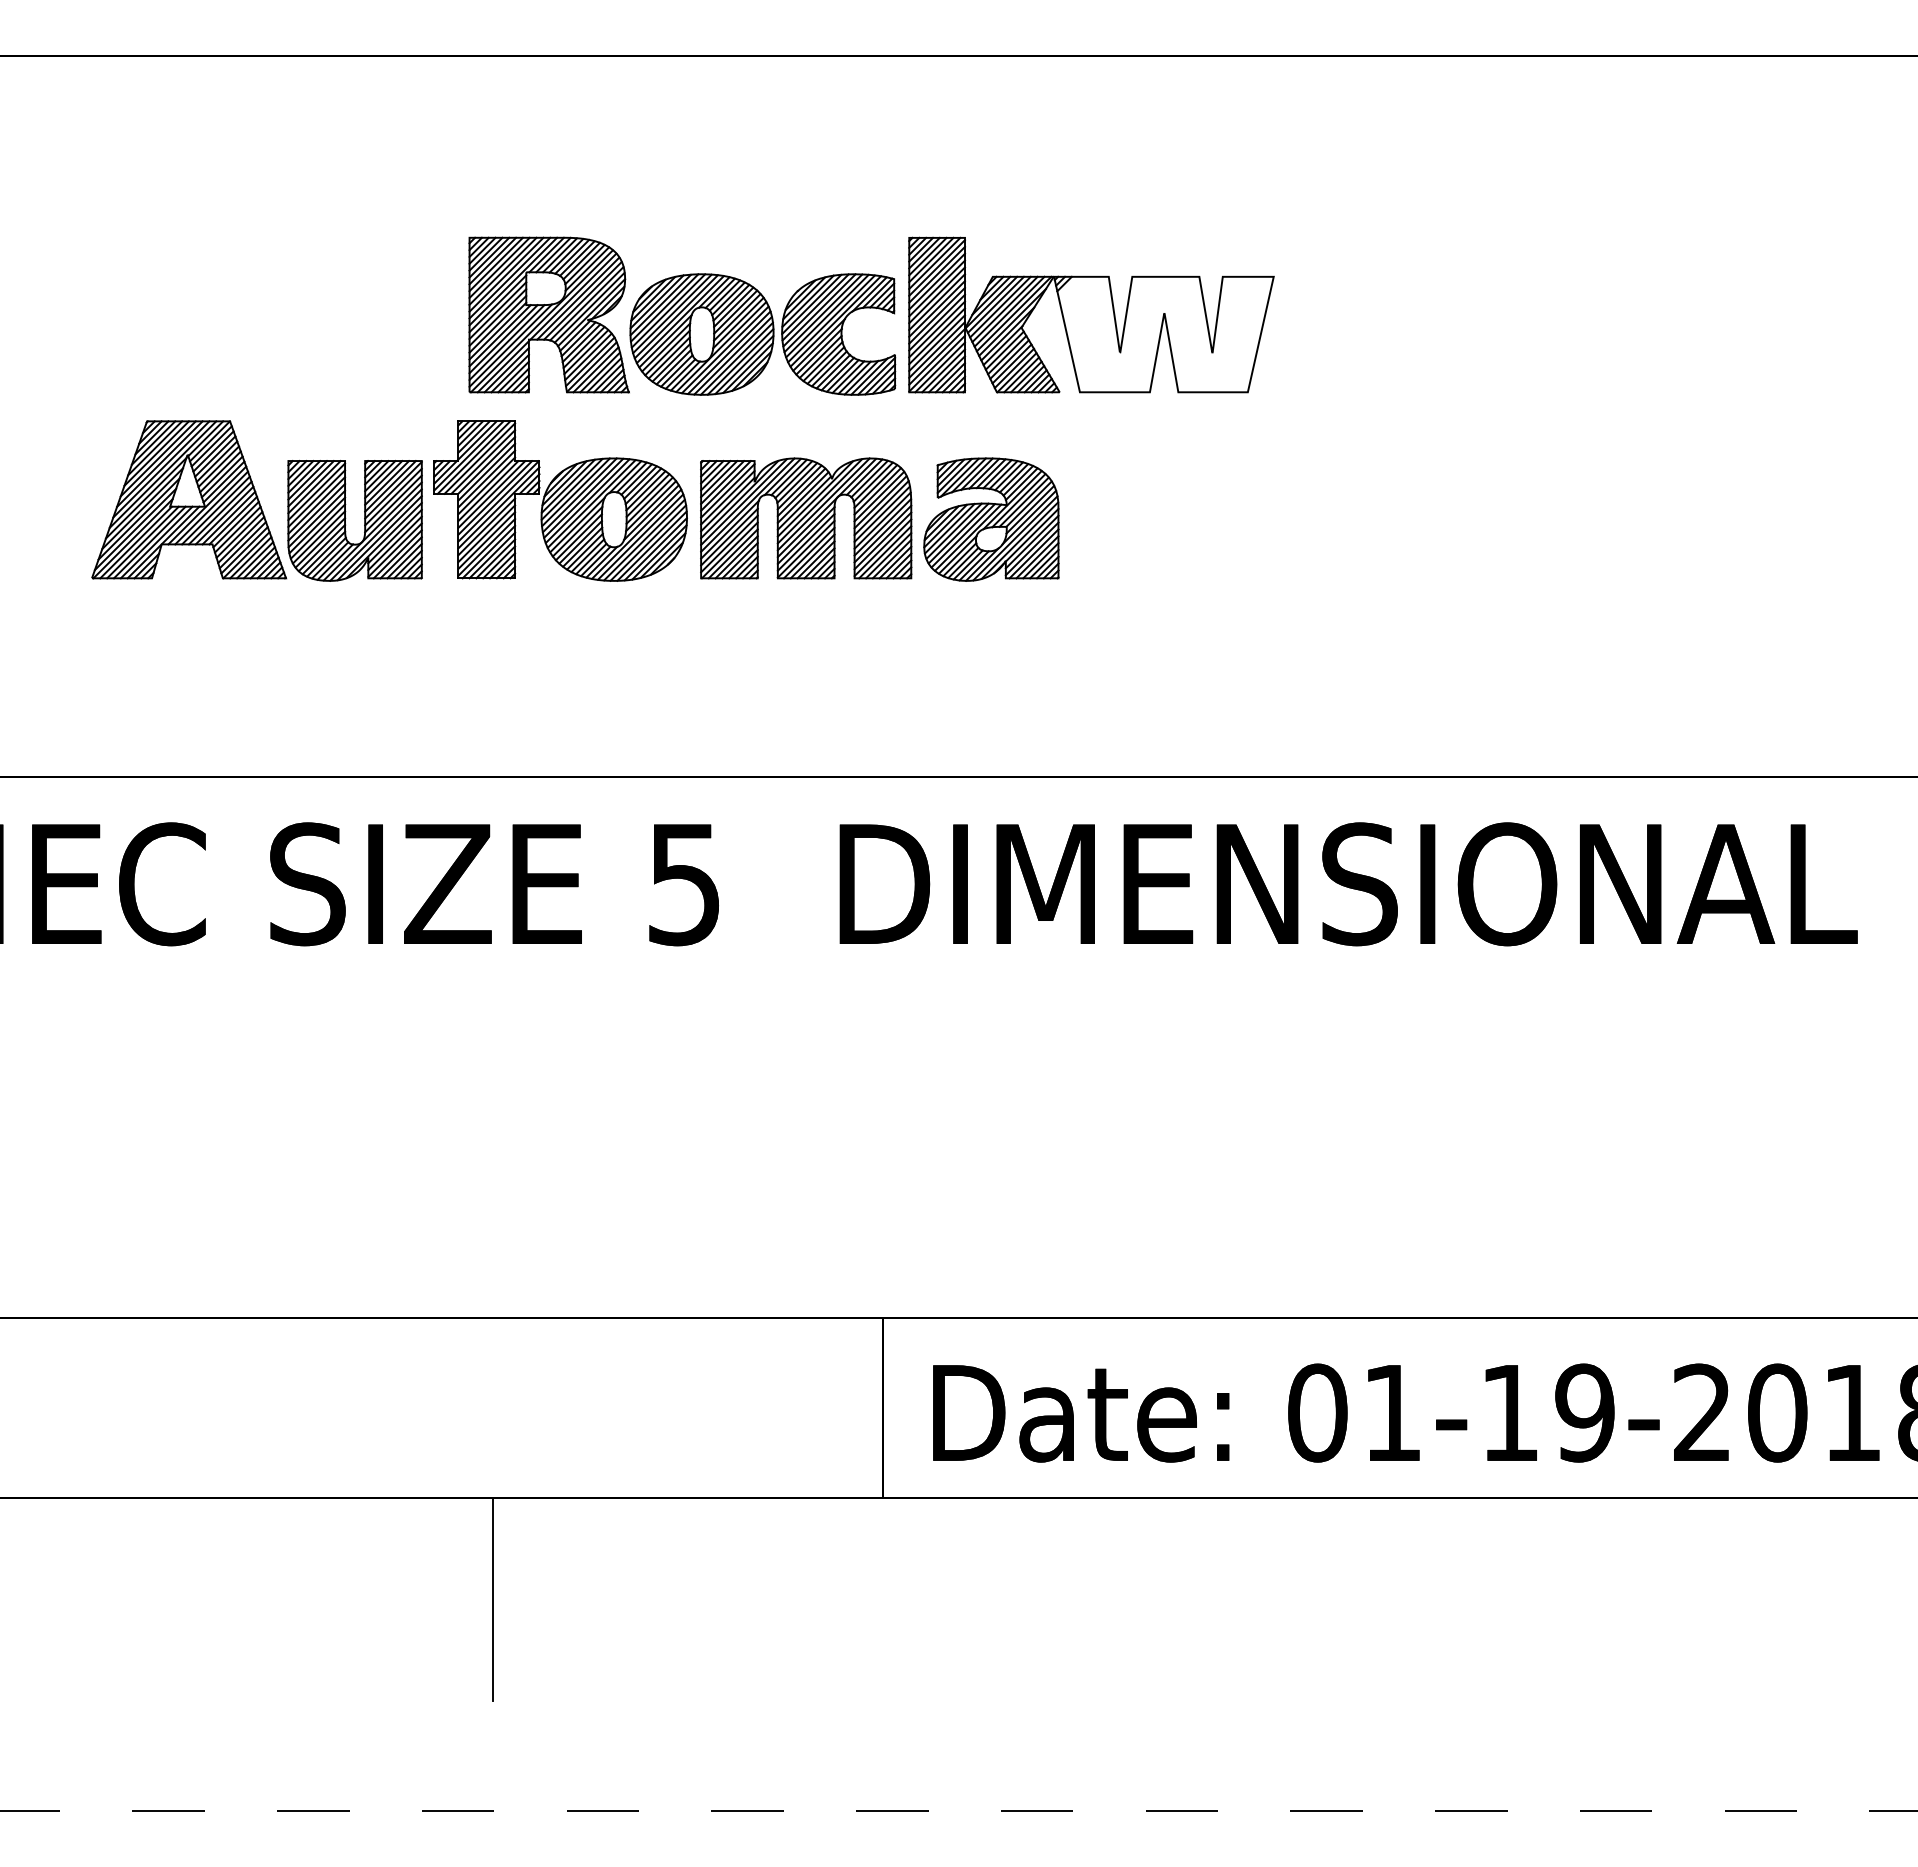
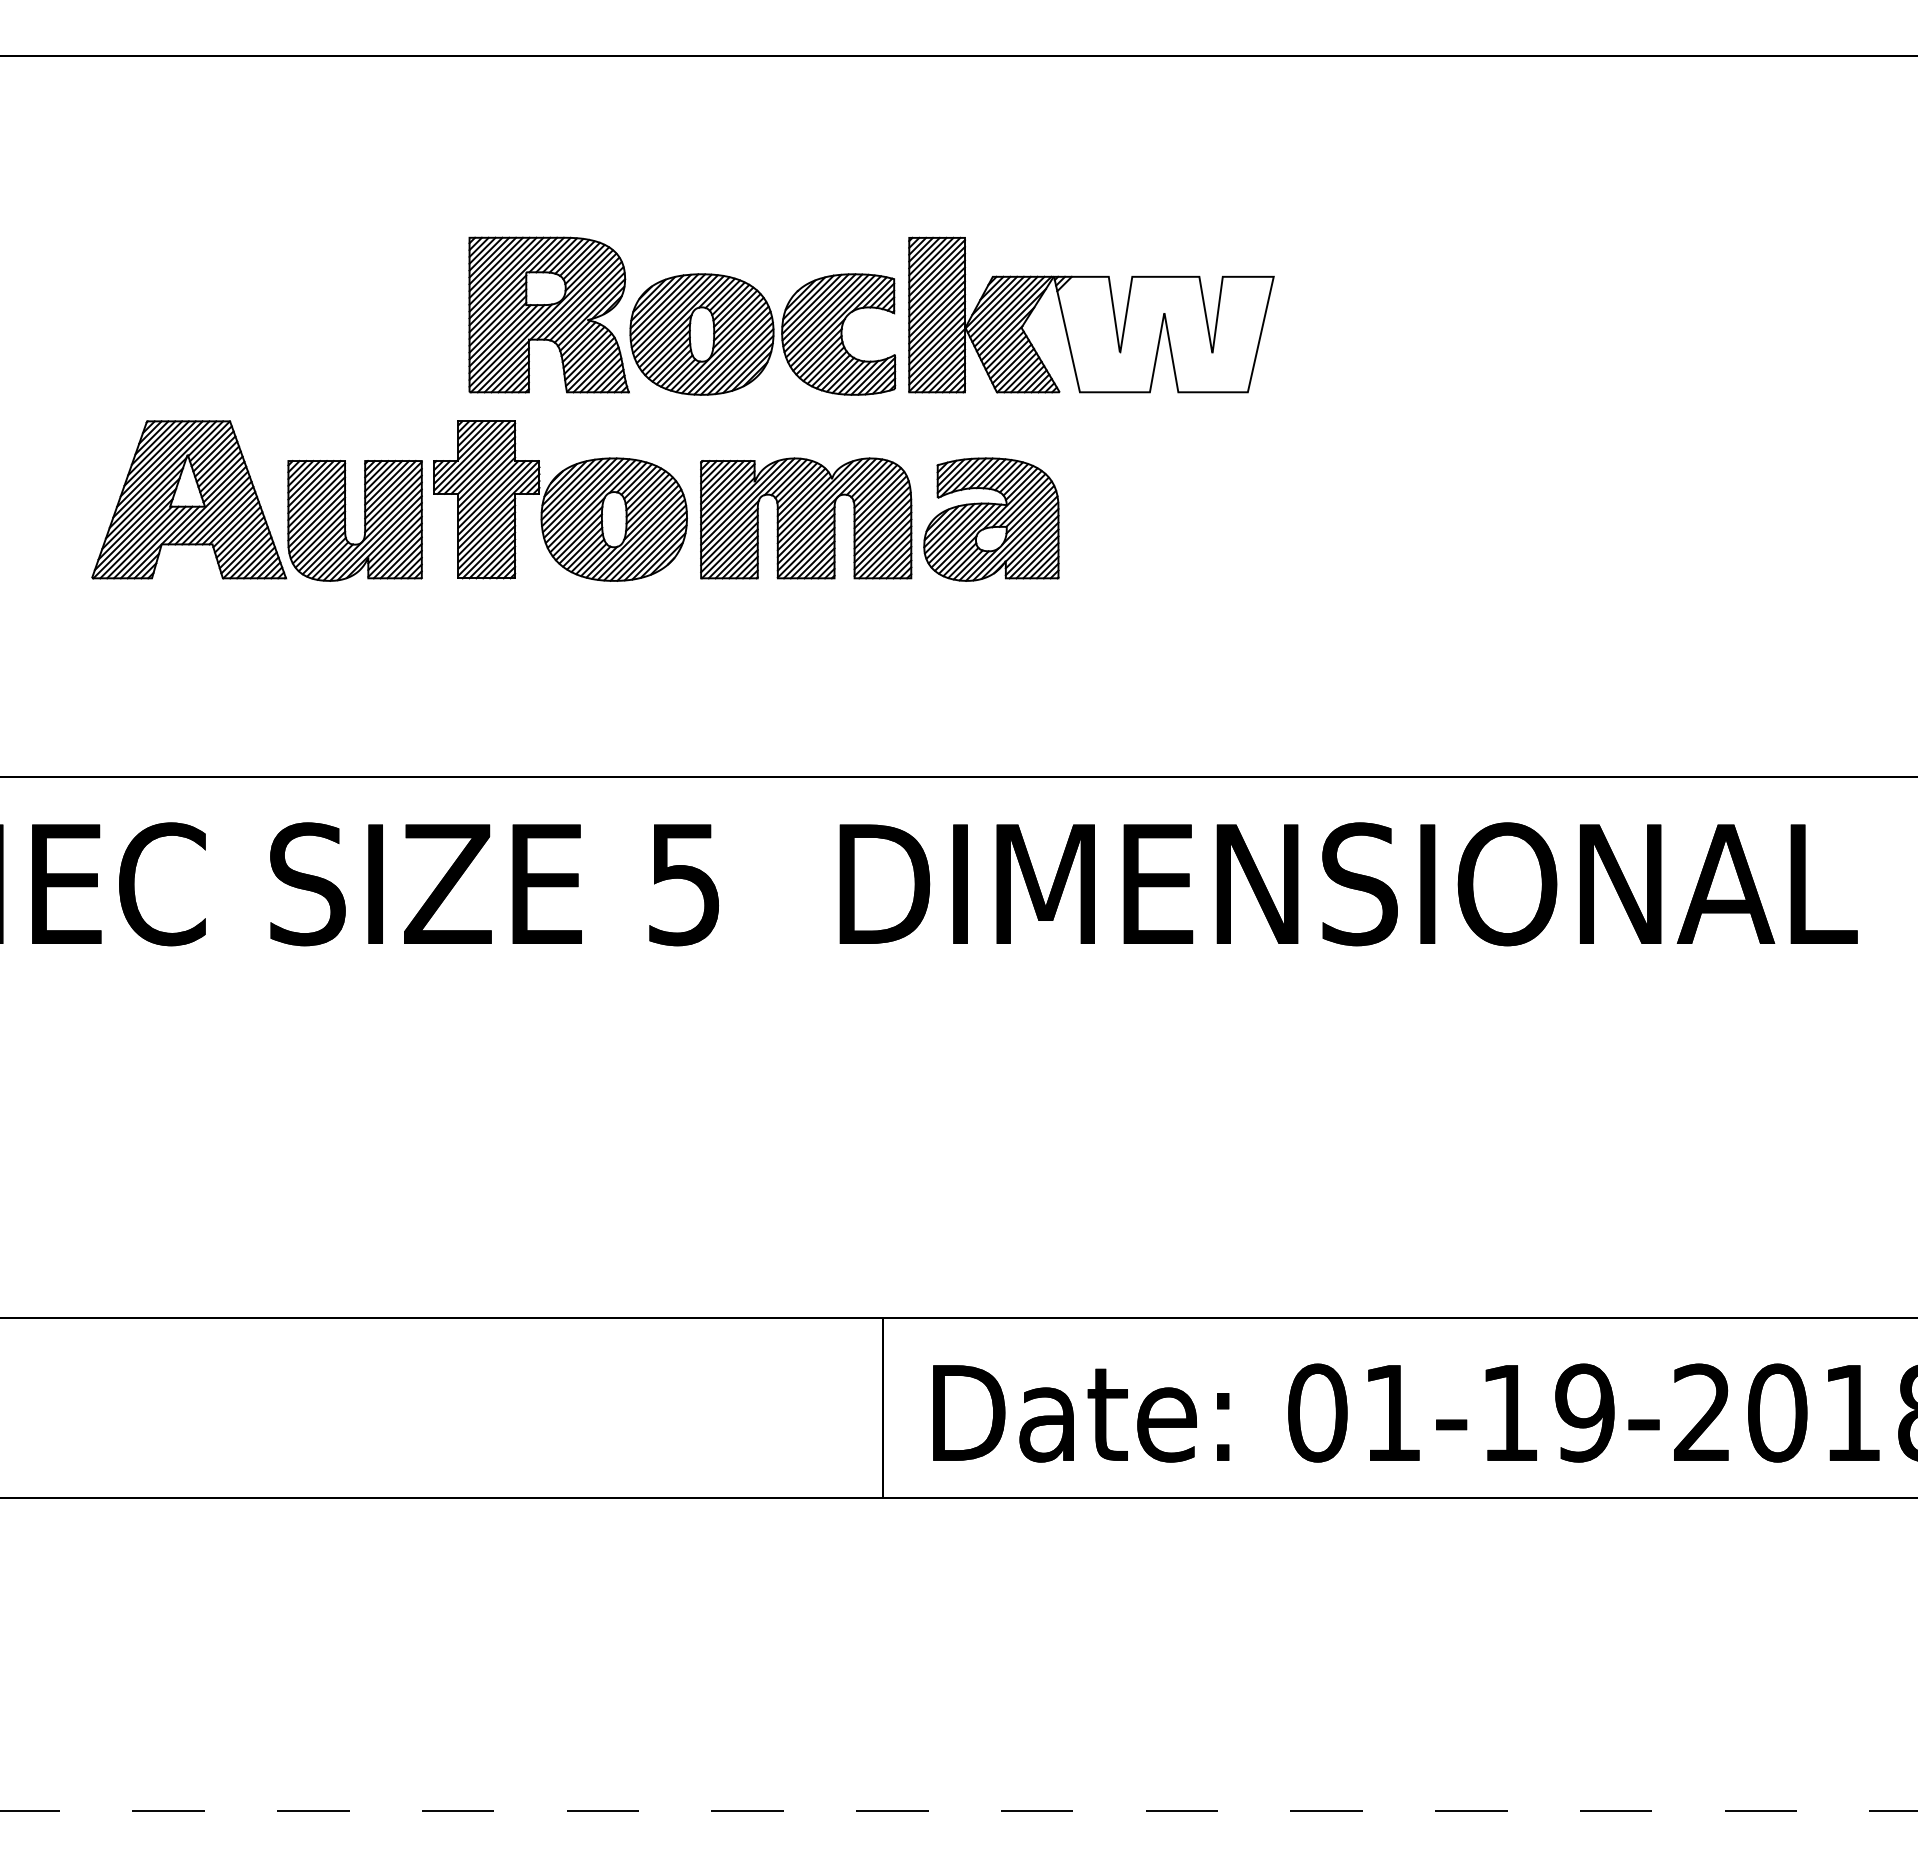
line: present -> none (493, 1599)
